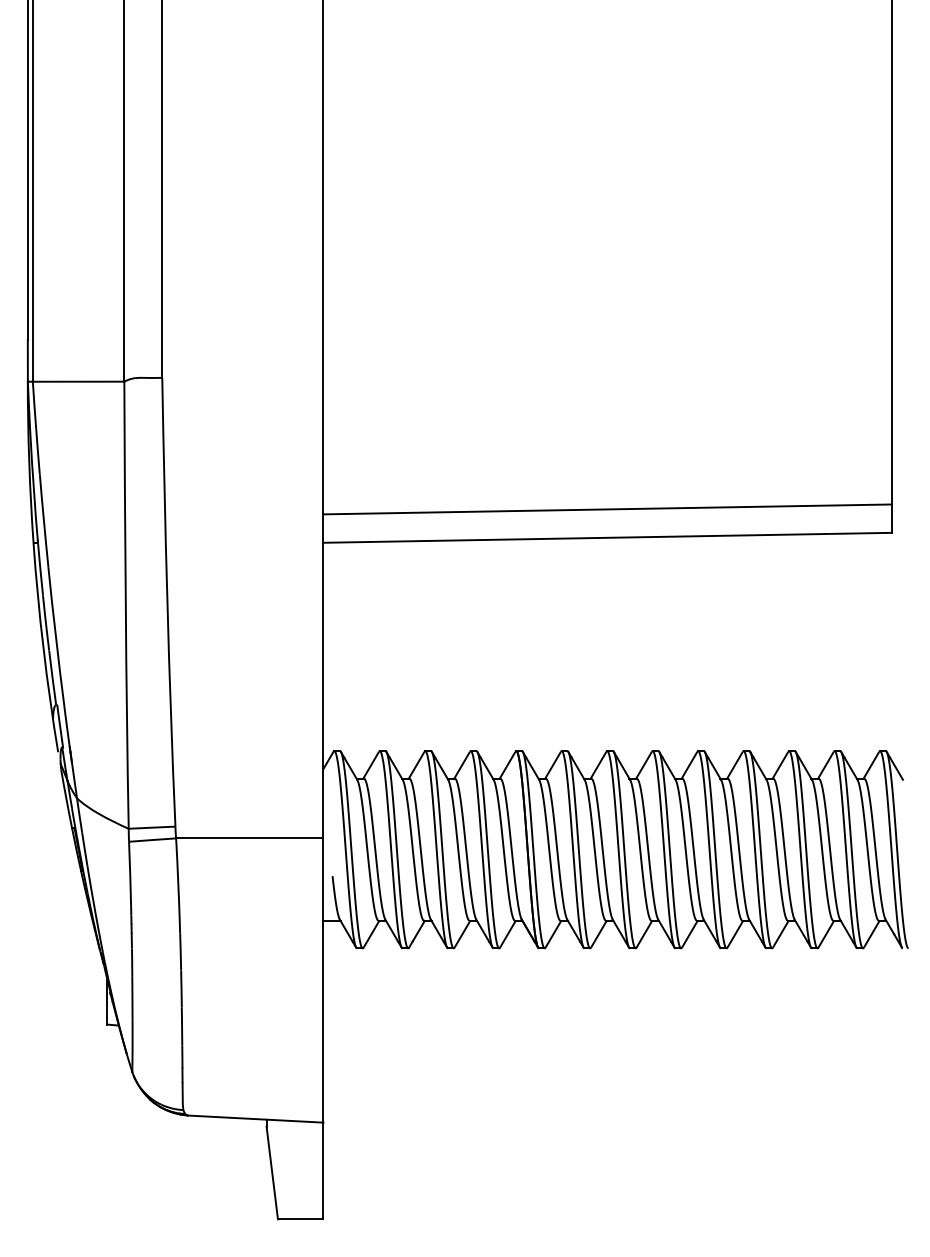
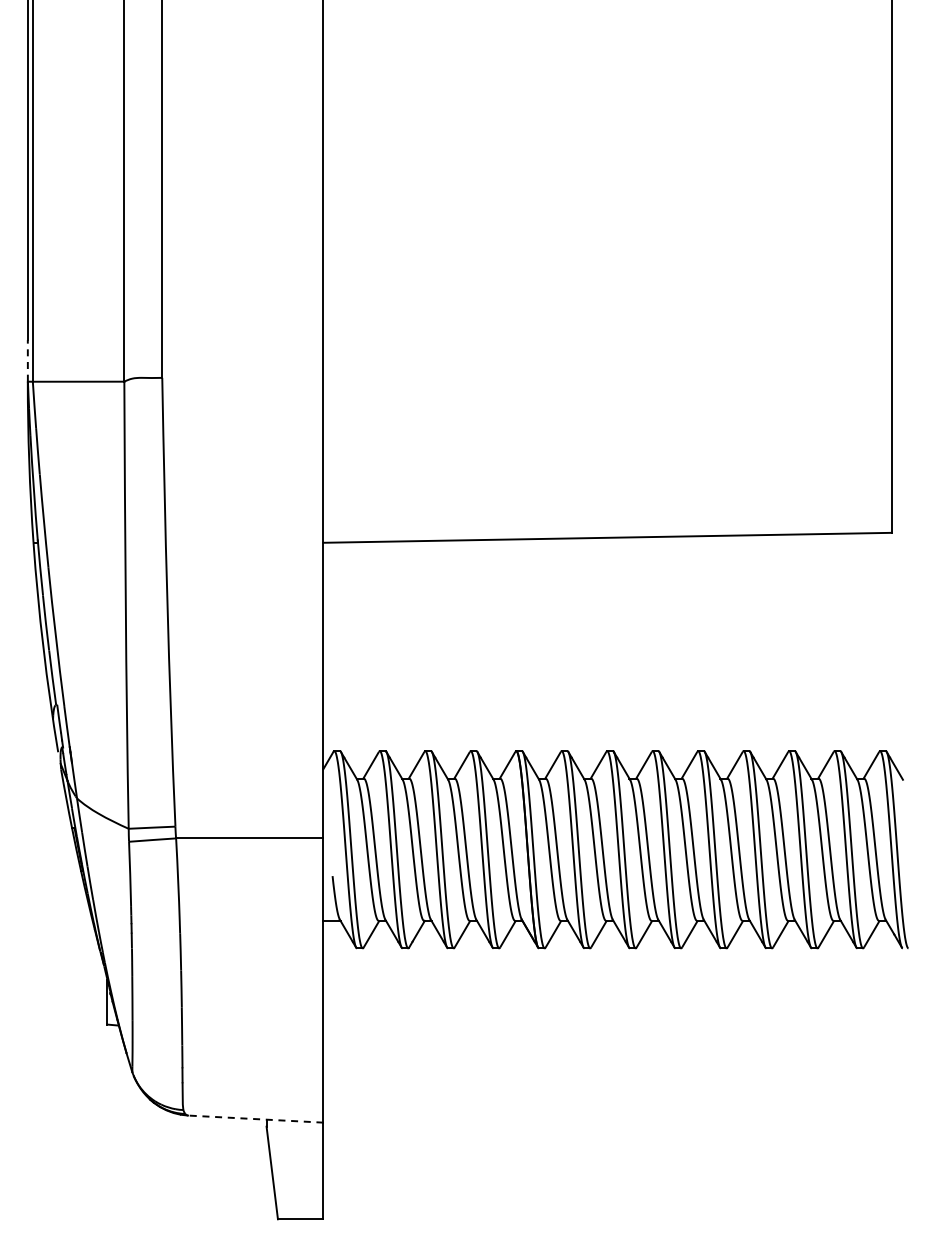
line: solid -> dashed (27, 360)
line: present -> none (607, 509)
line: solid -> dashed (255, 1119)
